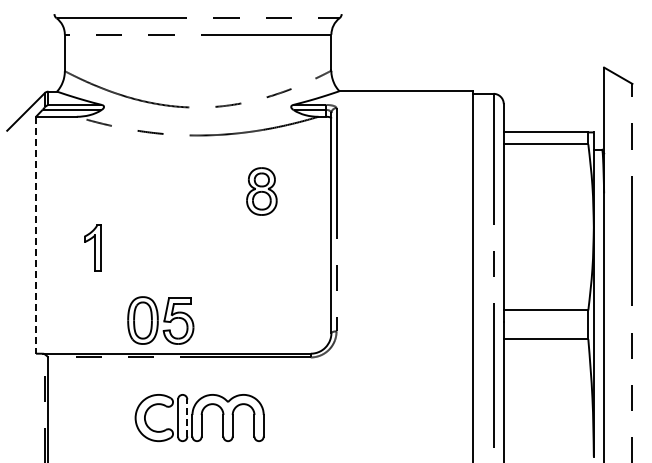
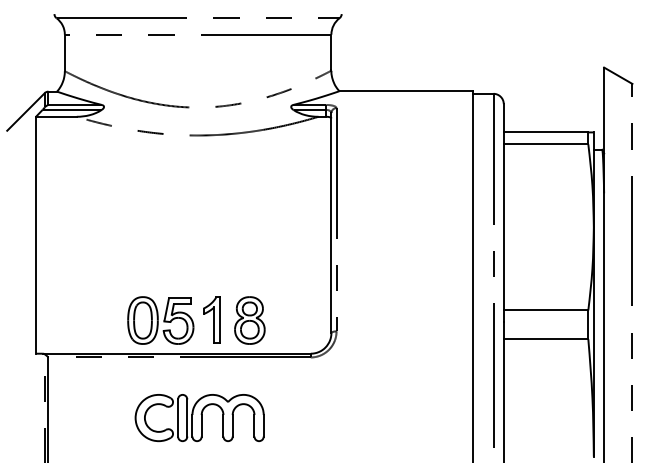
part position: (261, 191) -> (249, 320) (249, 320)
line: dashed -> solid (36, 235)
part position: (92, 247) -> (211, 319) (211, 319)
line: dashed -> solid (187, 418)
